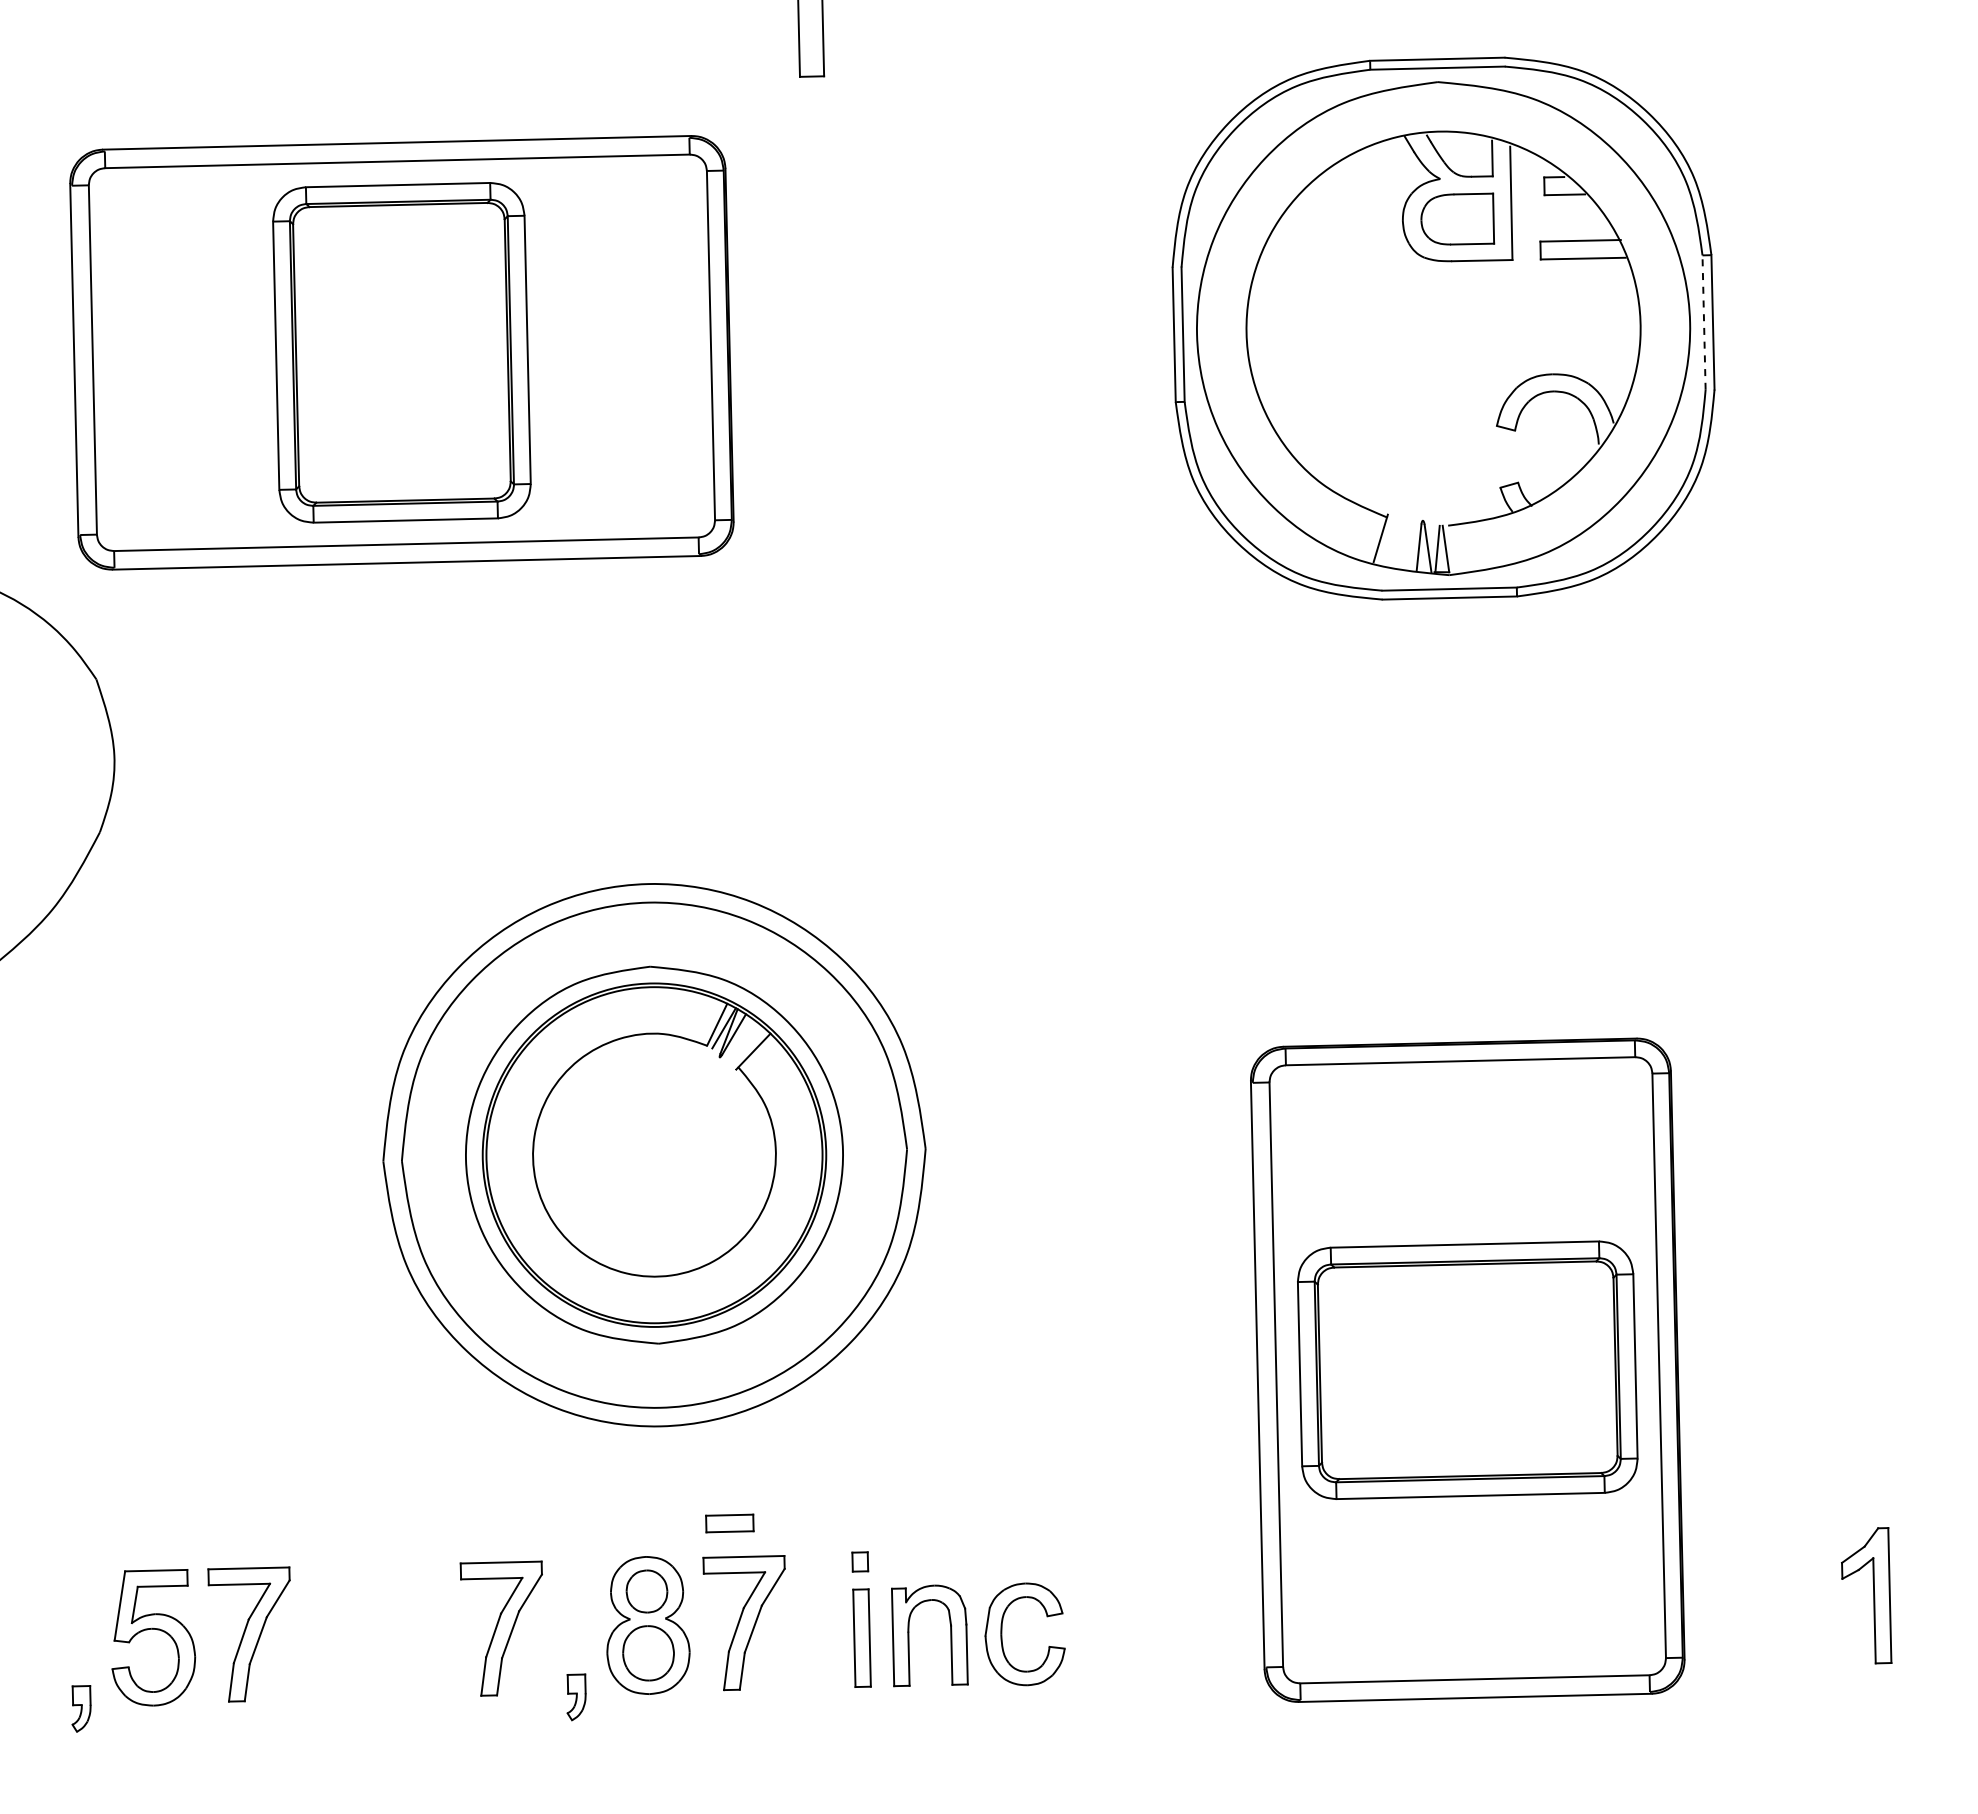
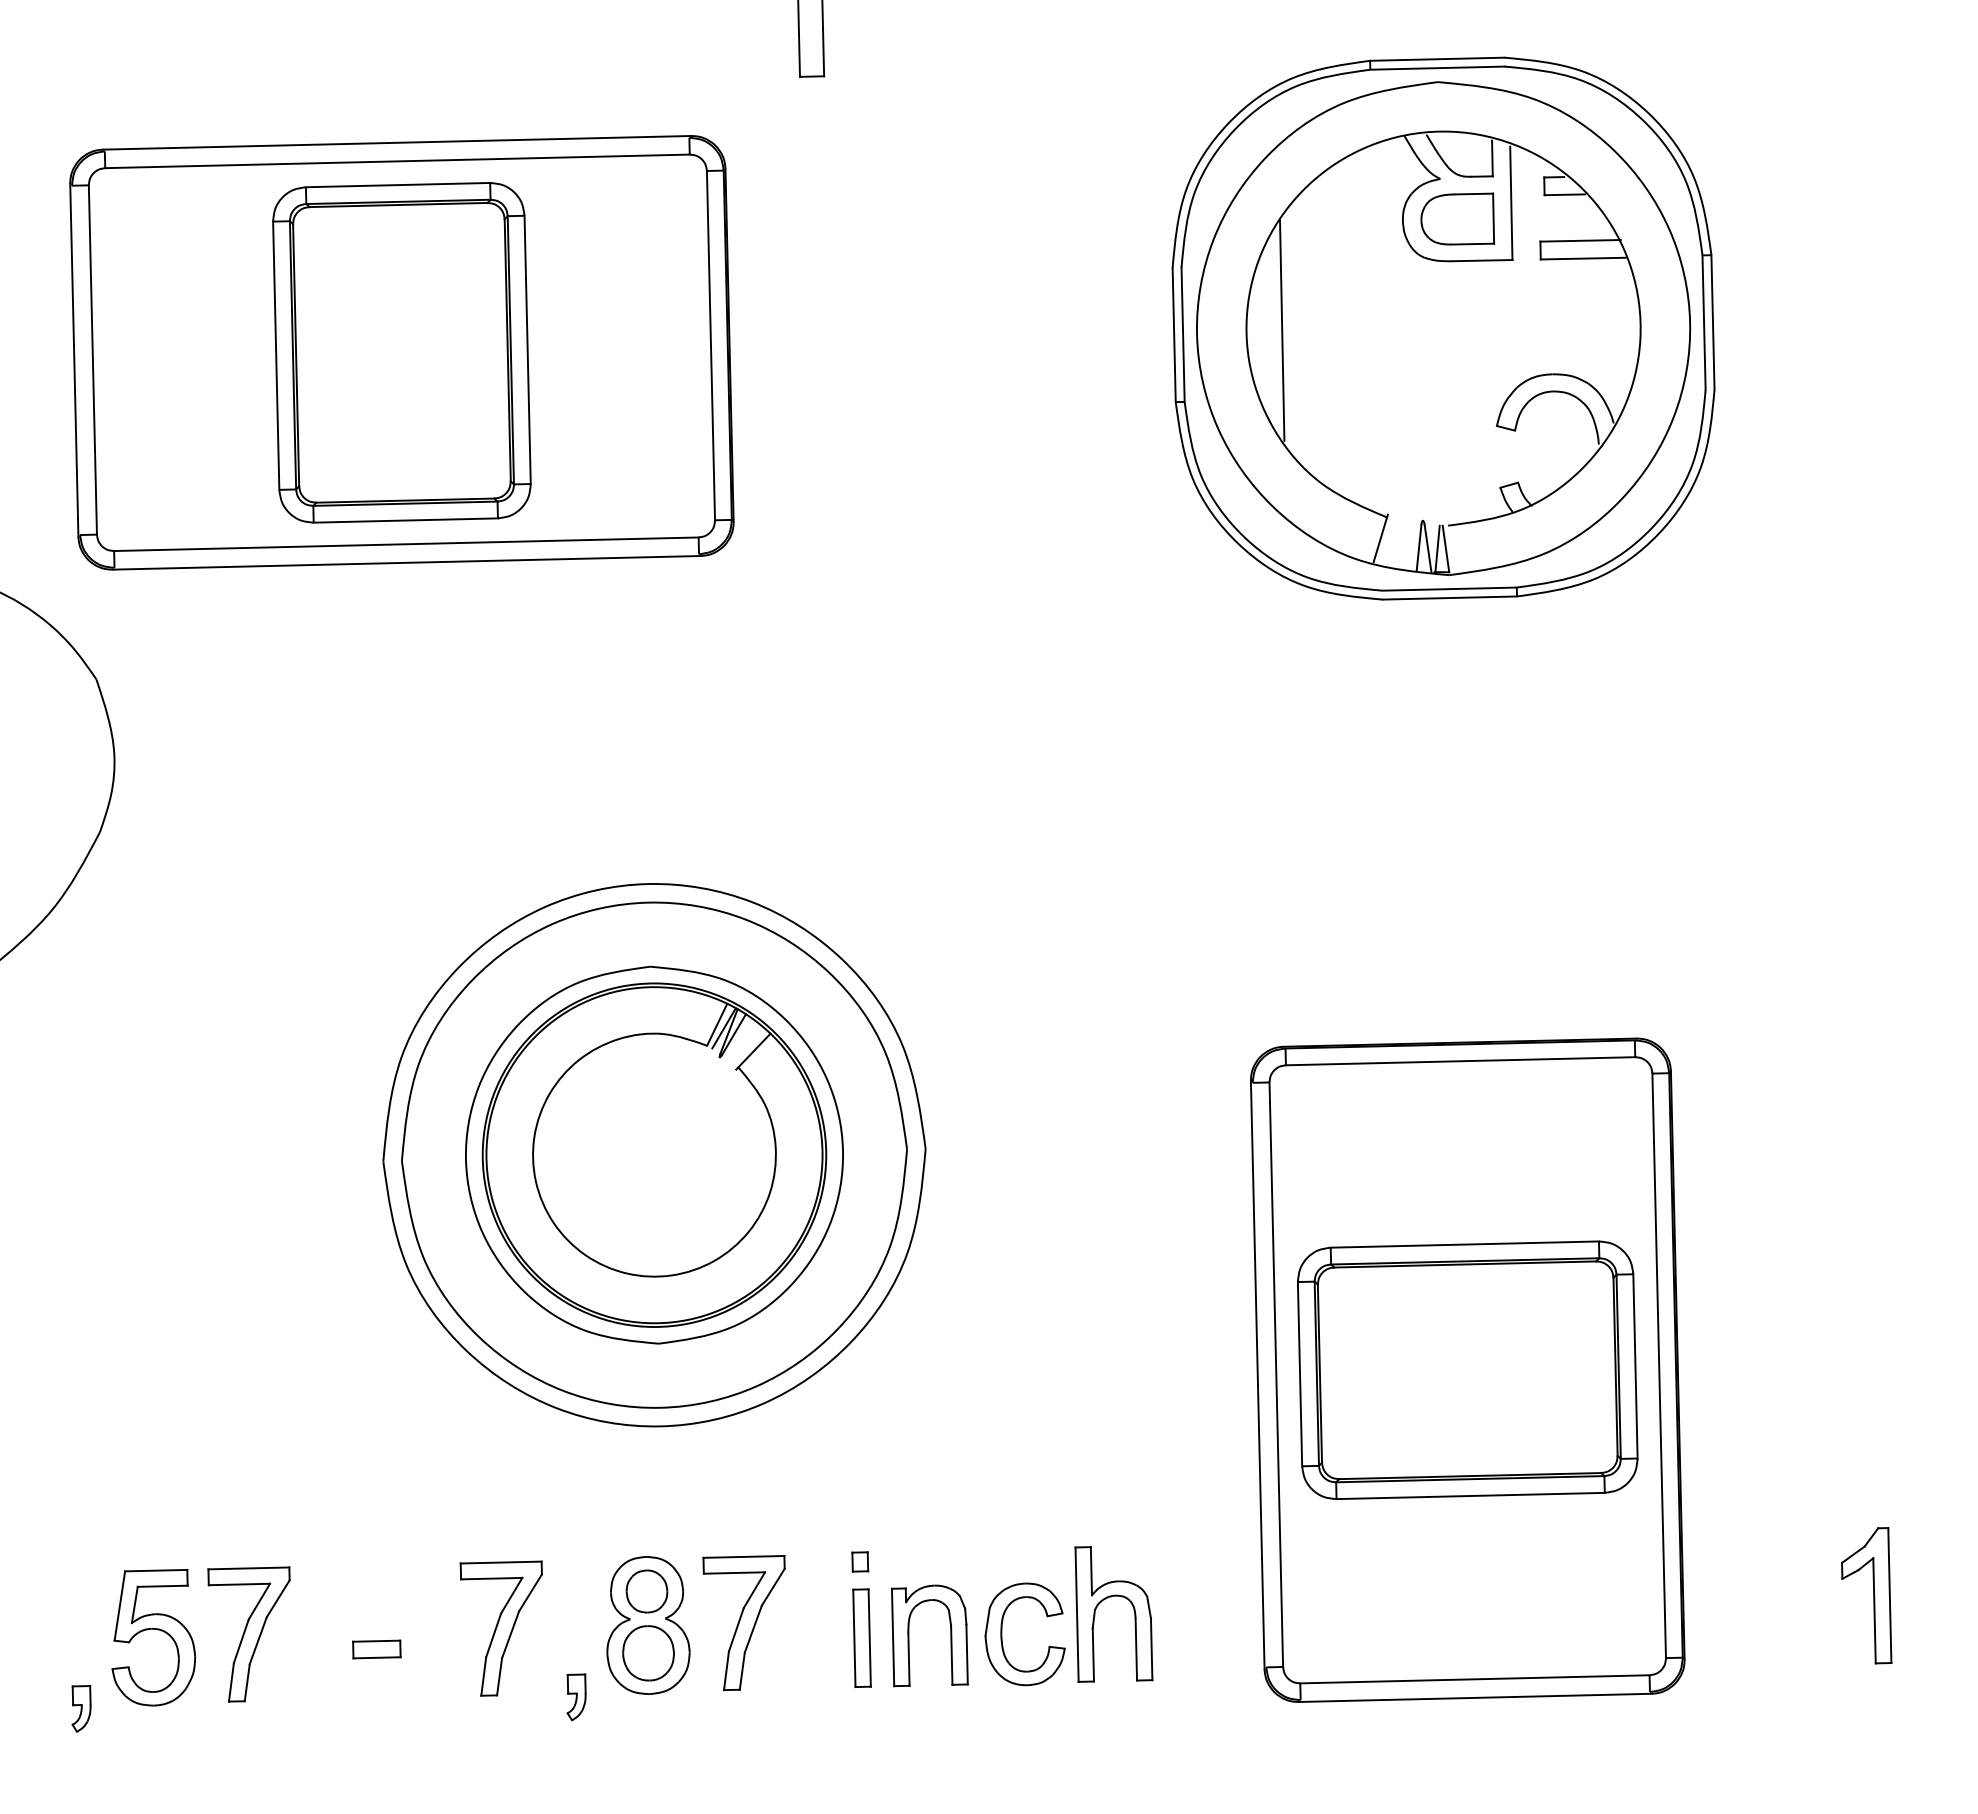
line: dashed -> solid (1704, 322)
line: none -> present (1281, 329)
part position: (729, 1523) -> (376, 1649) (376, 1649)
part: none -> present (1104, 1600)
